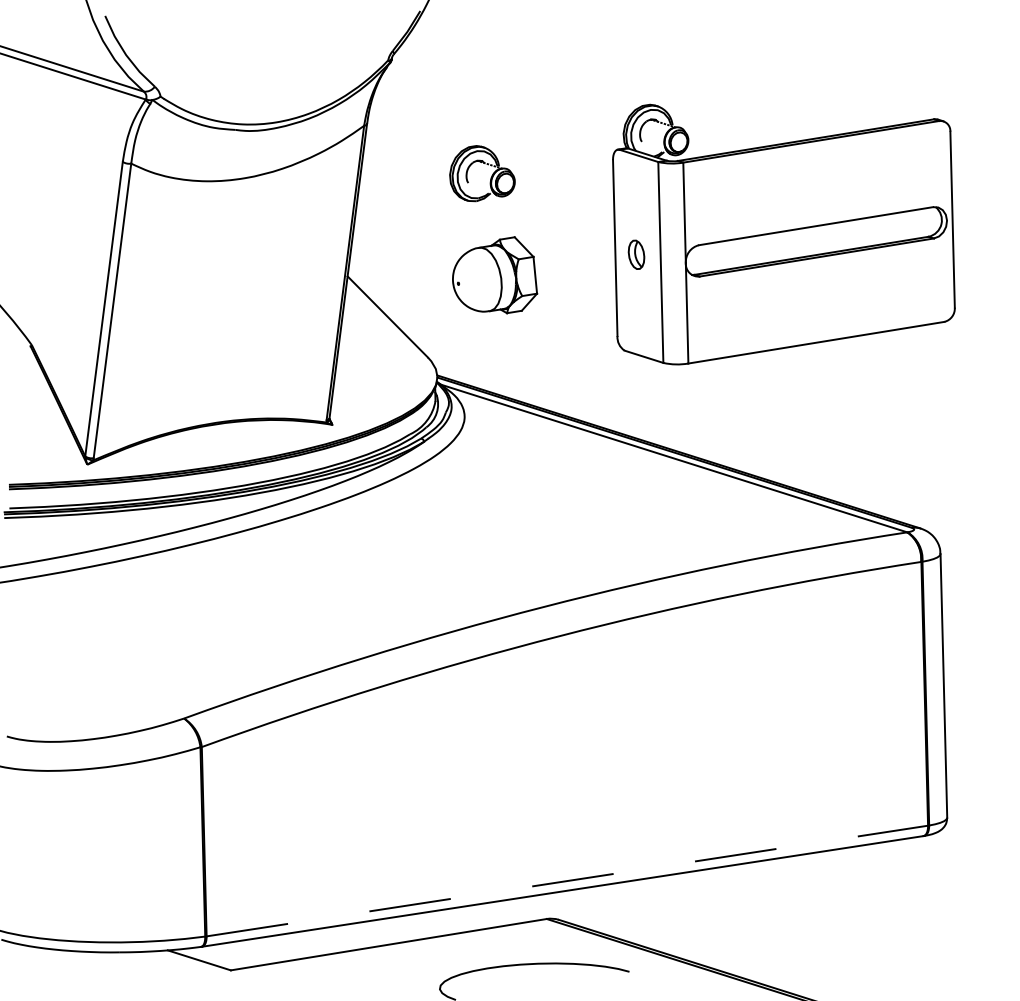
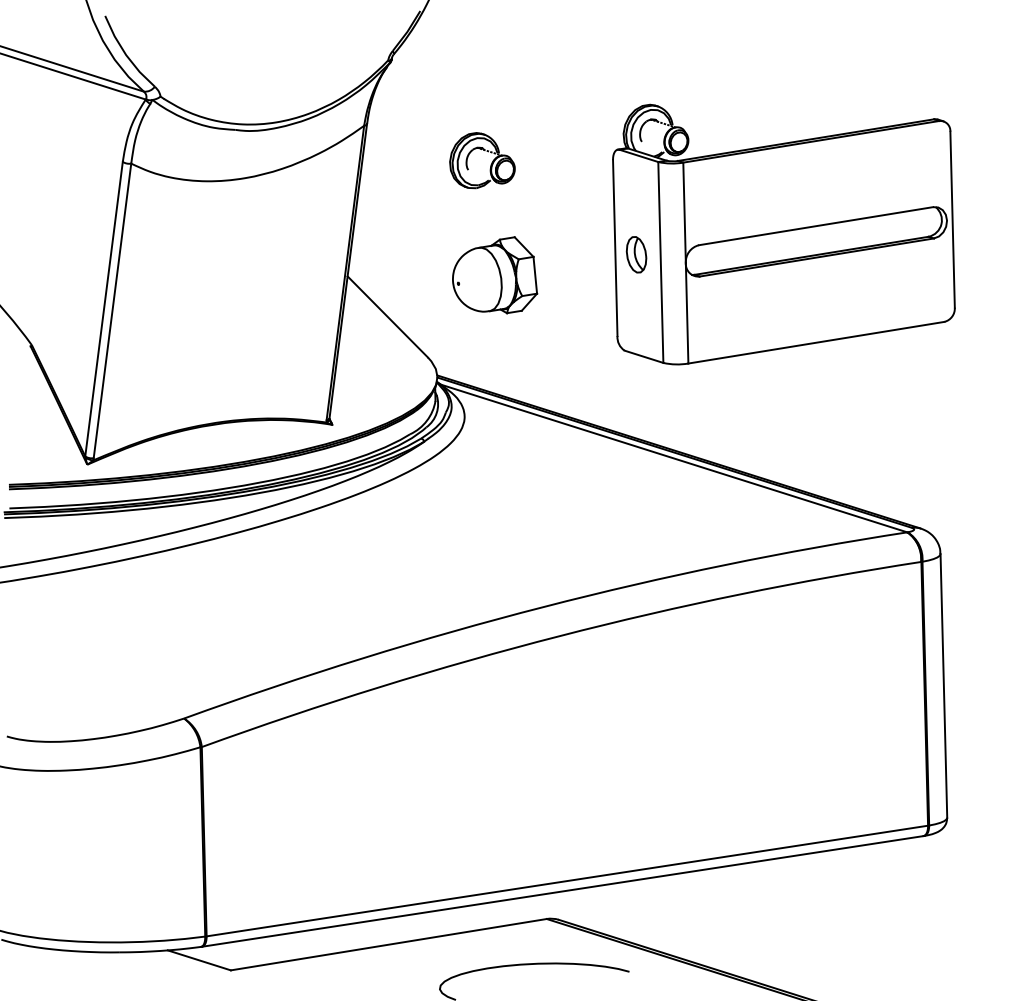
part position: (482, 173) -> (482, 160) (482, 160)
part size: 19x31 px -> 23x38 px (636, 254)
line: dashed -> solid (567, 881)
